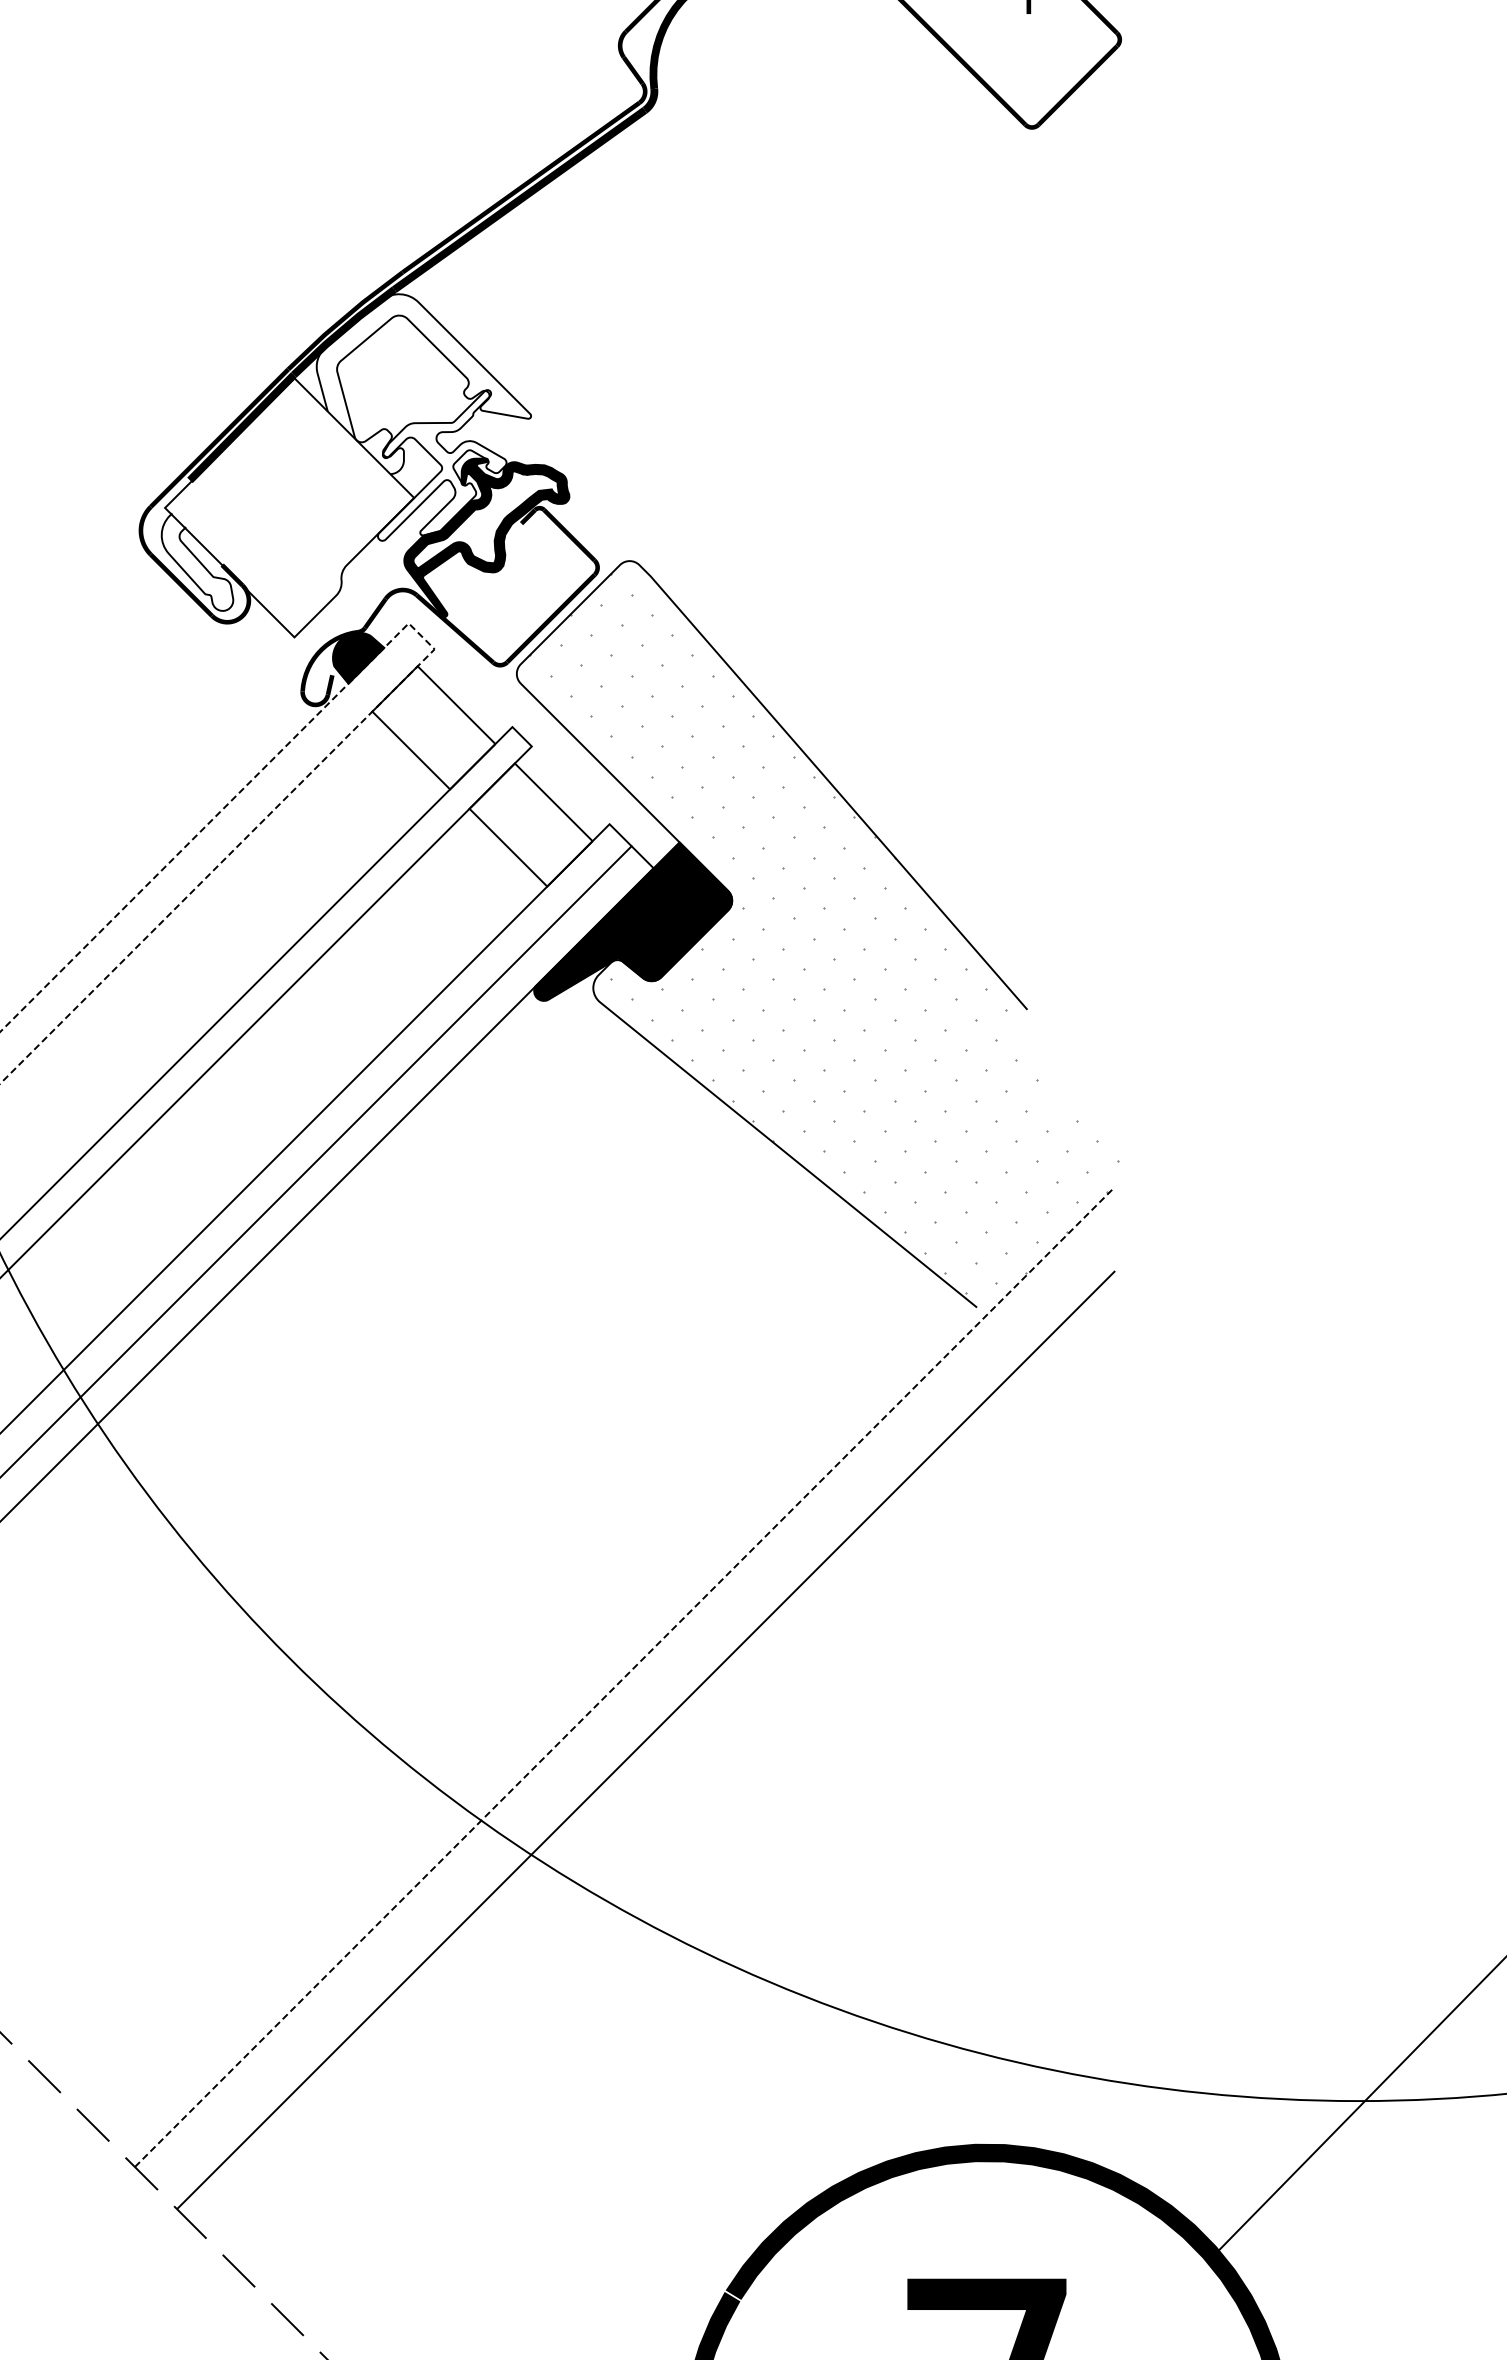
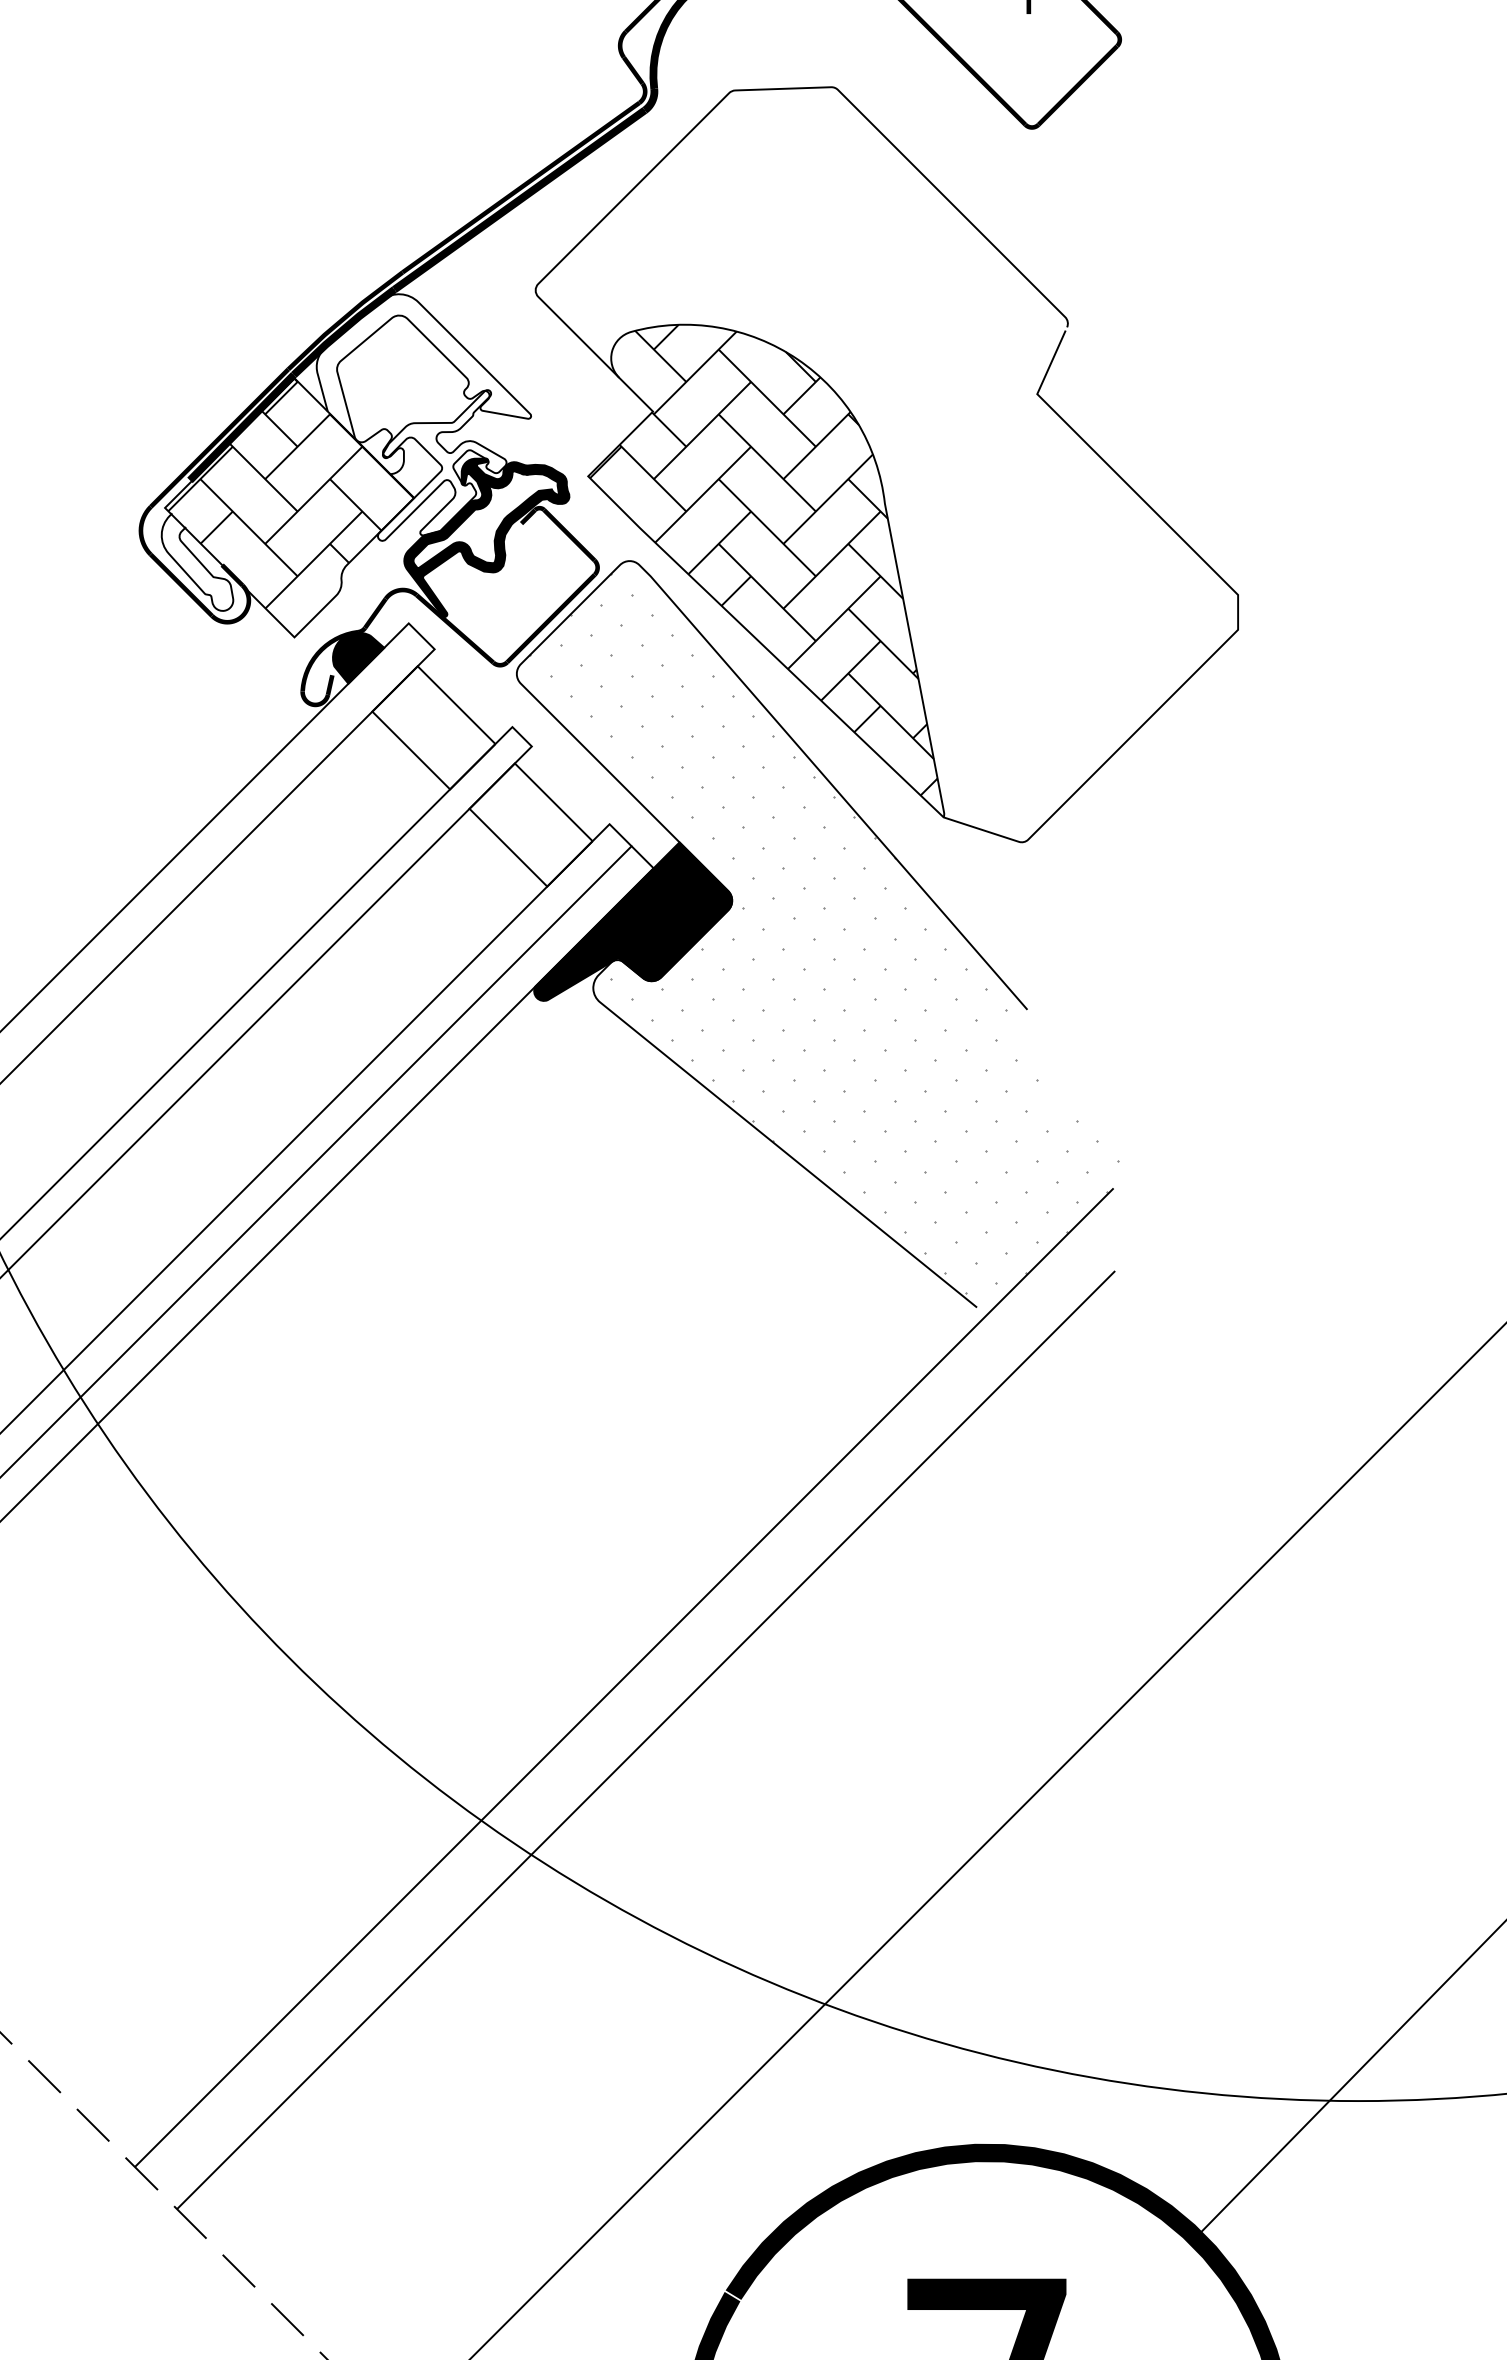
part: none -> present (878, 466)
hatch: none -> present (290, 493)
line: dashed -> solid (434, 649)
line: dashed -> solid (624, 1677)
line: none -> present (987, 1840)
line position: (1358, 2107) -> (1349, 2080) (1349, 2080)
